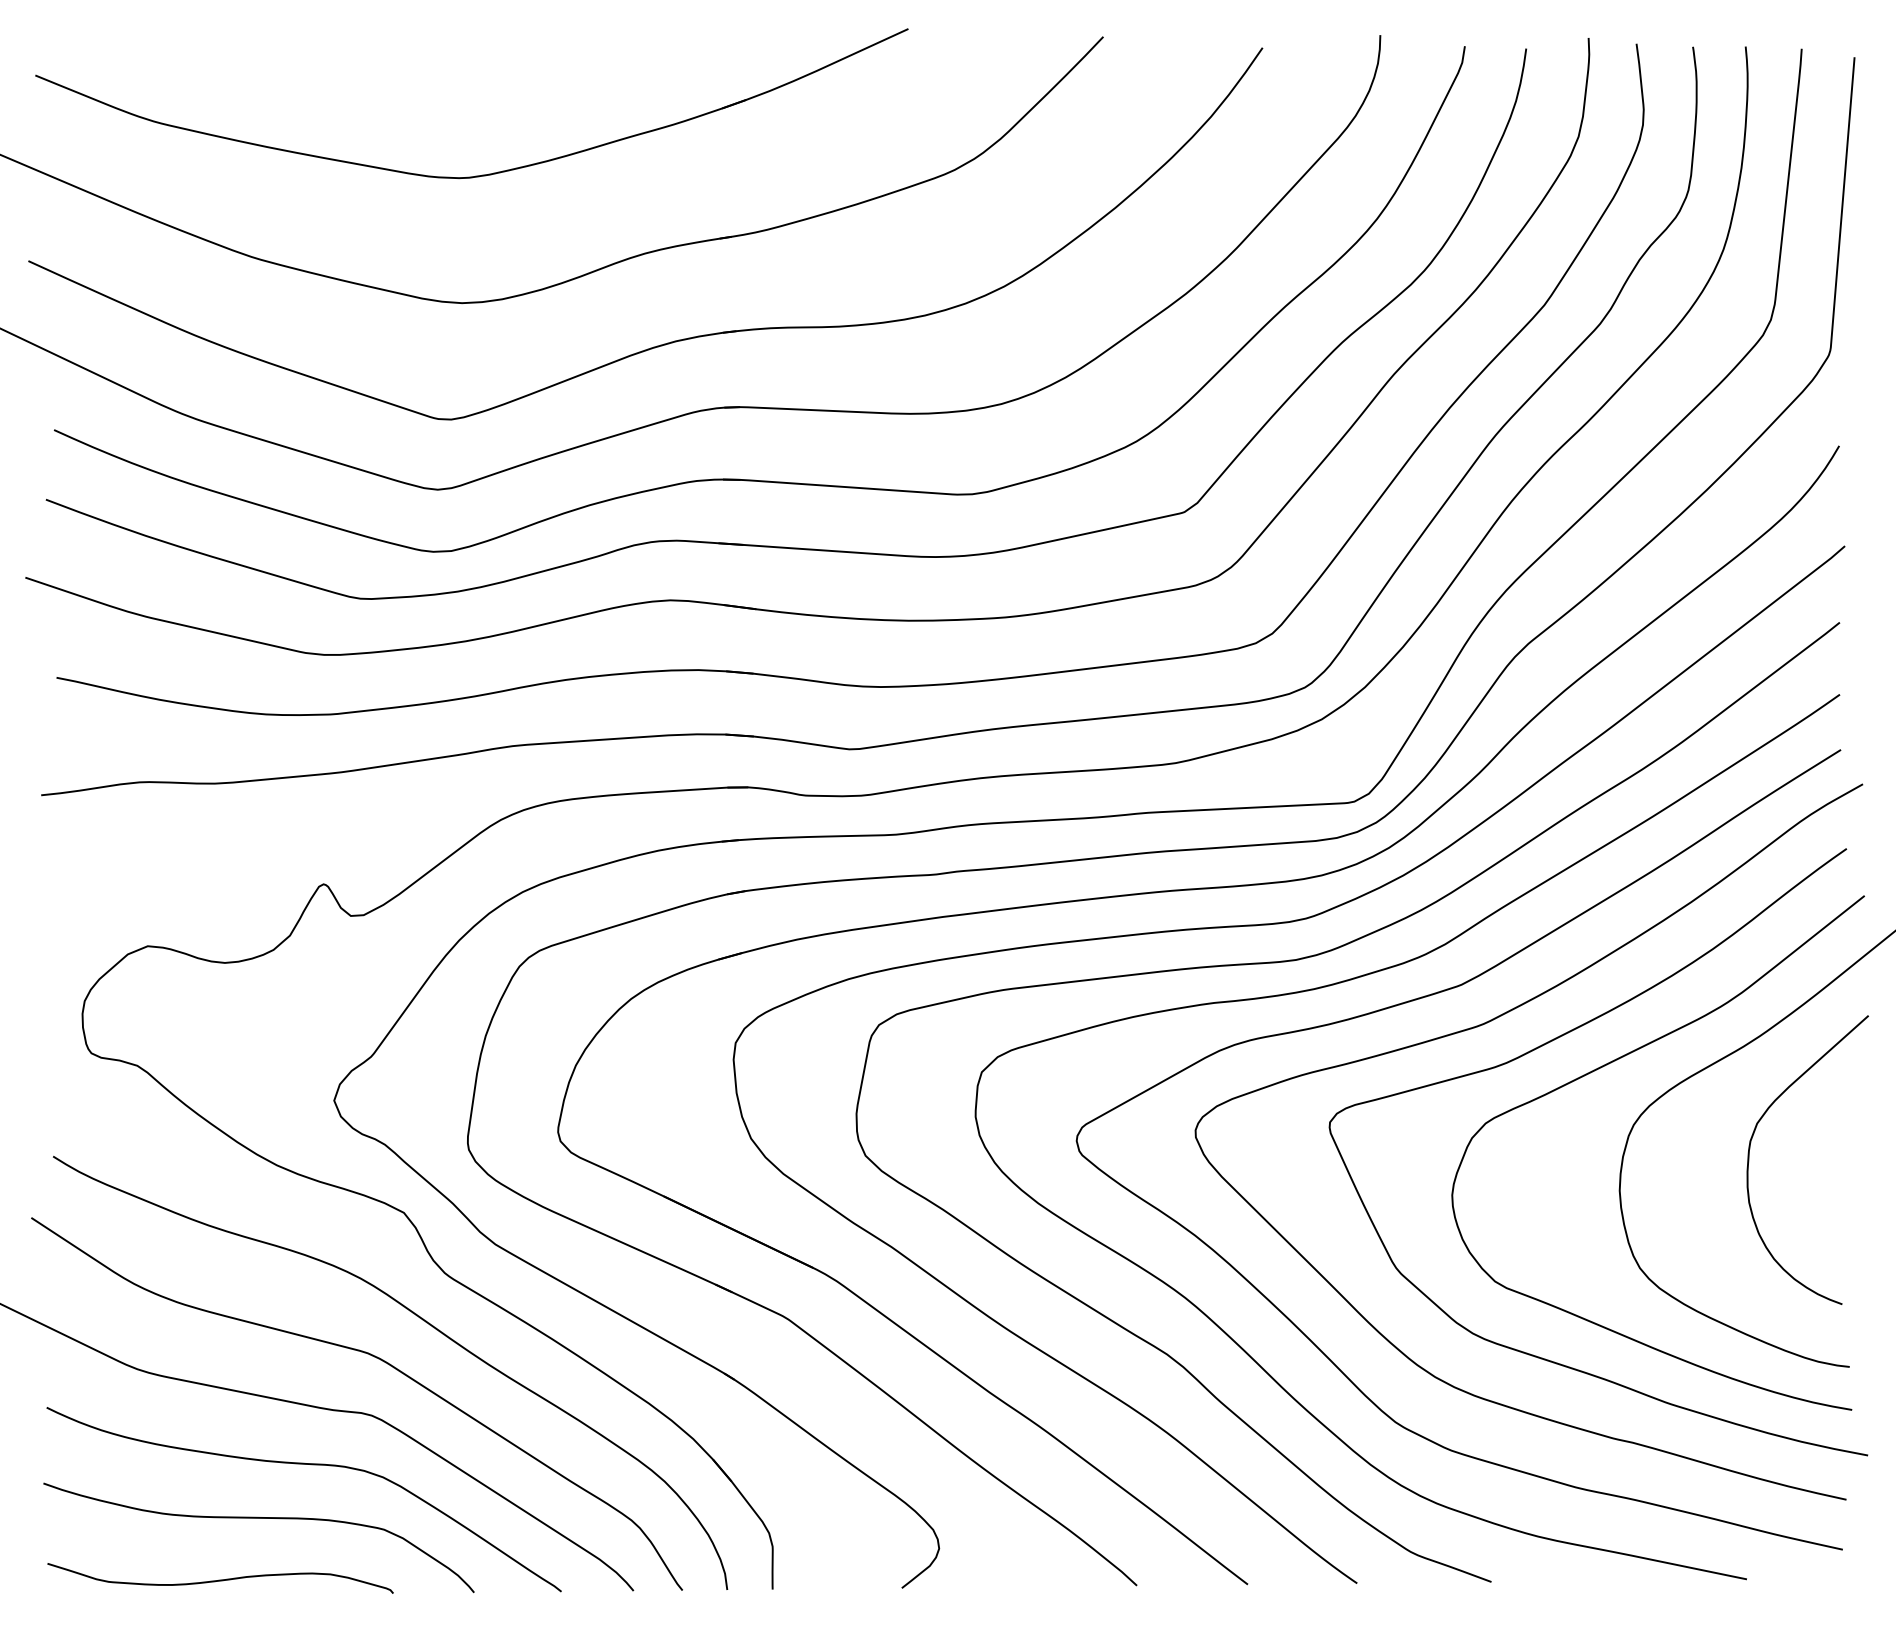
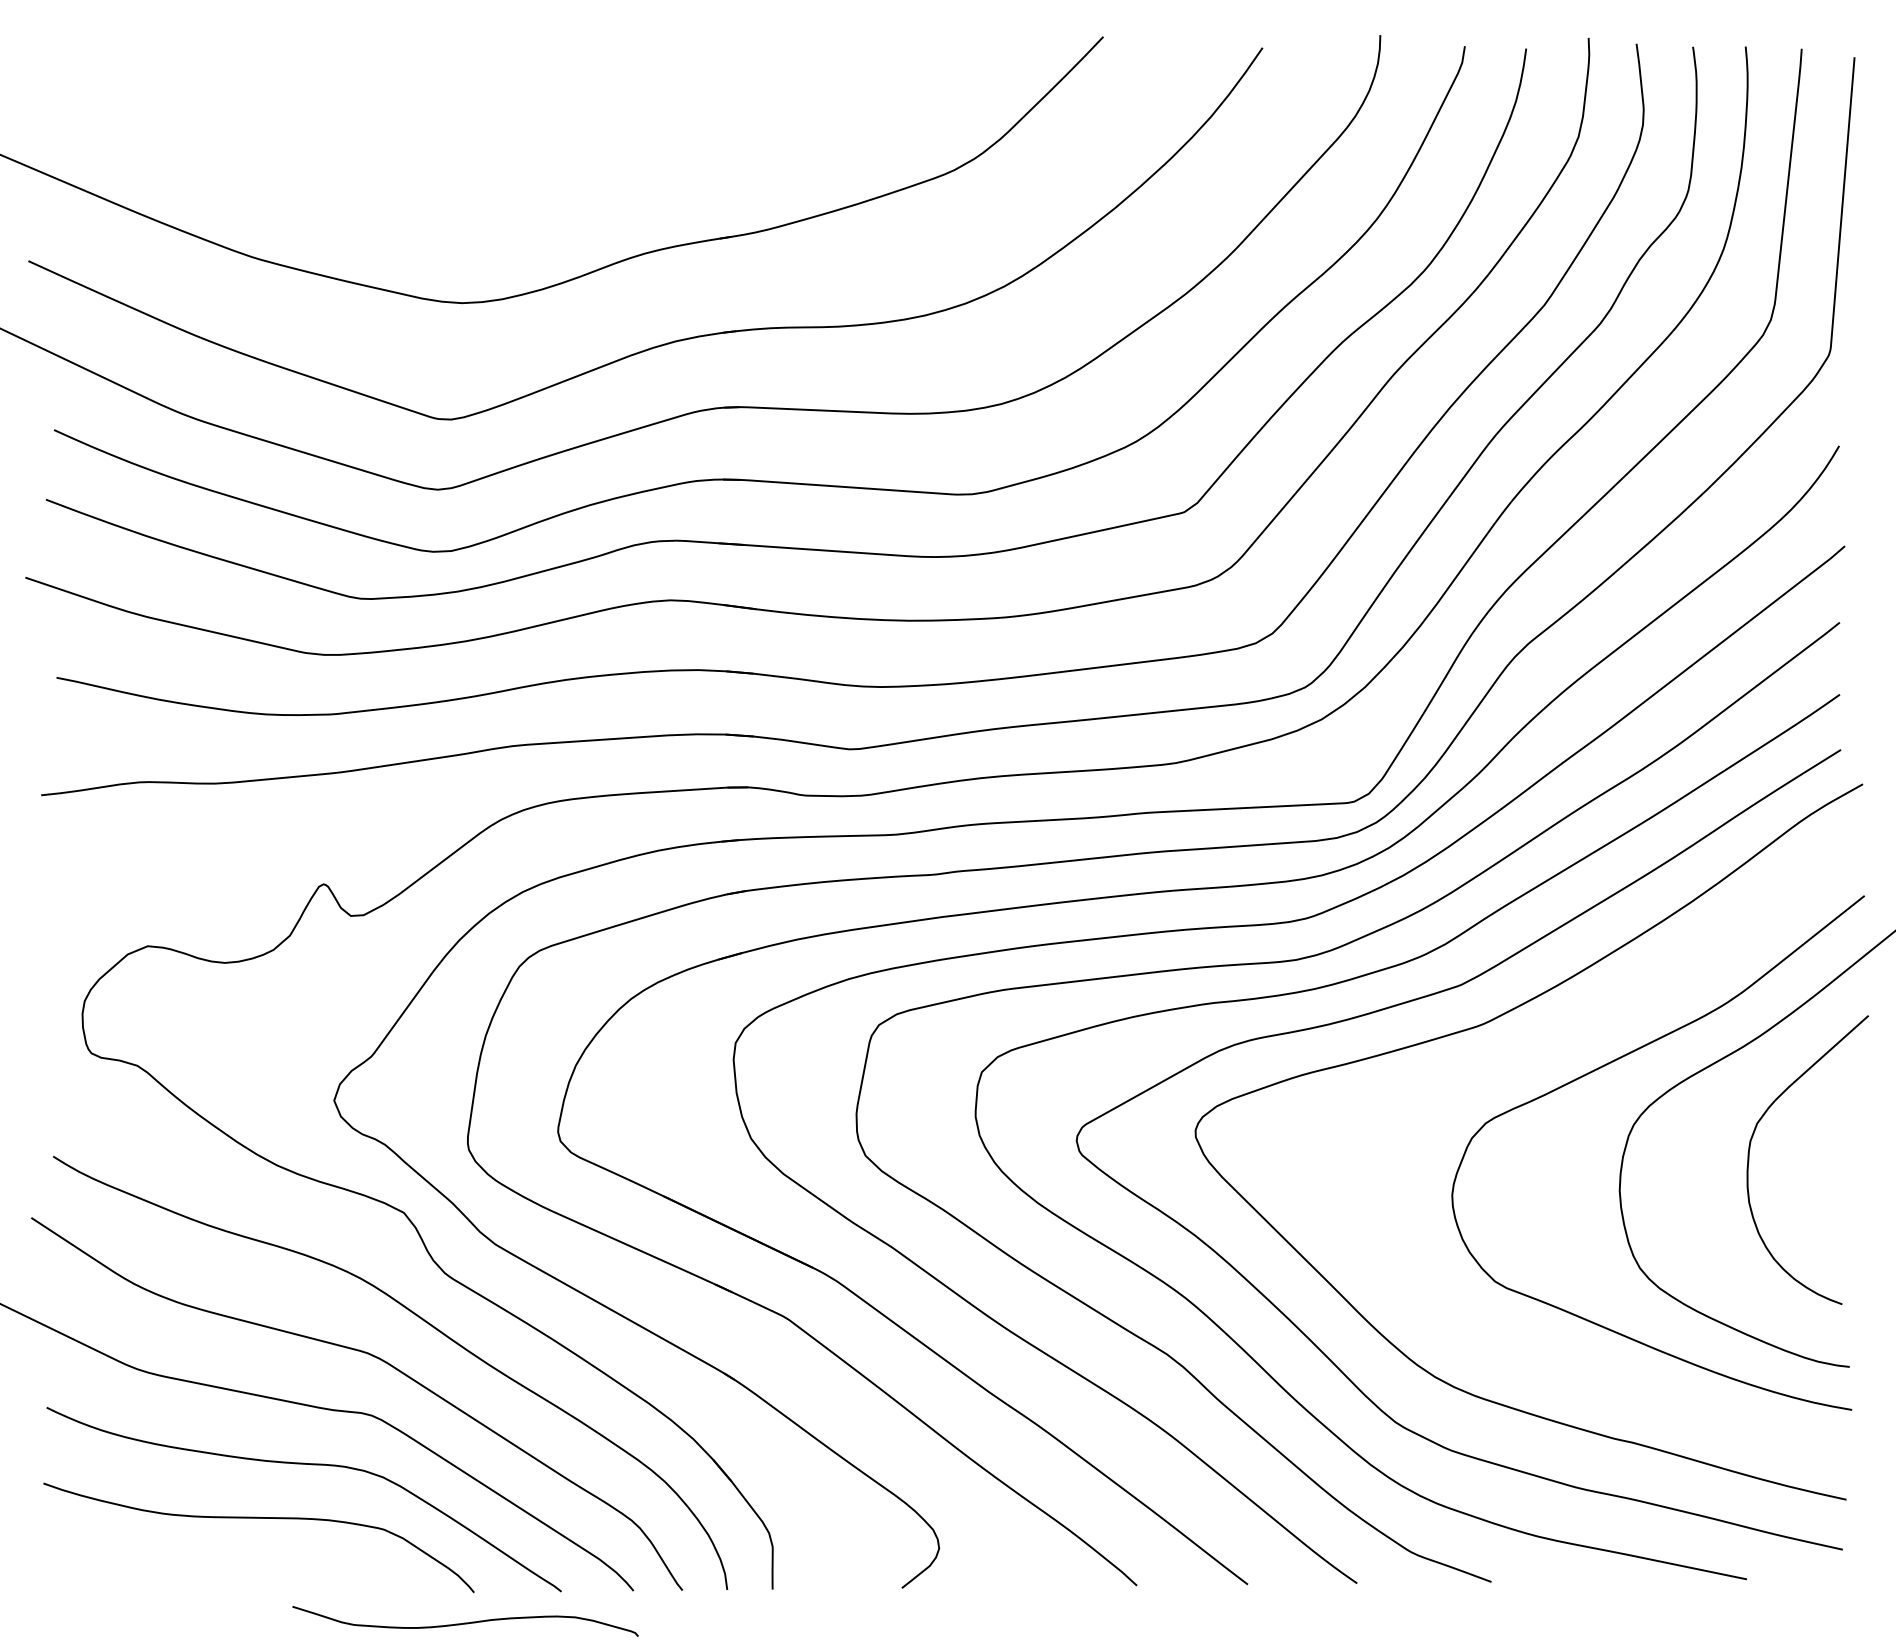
part: present -> none (482, 174)
curve: present -> none (1544, 1045)
curve position: (220, 1579) -> (465, 1622) (465, 1622)
